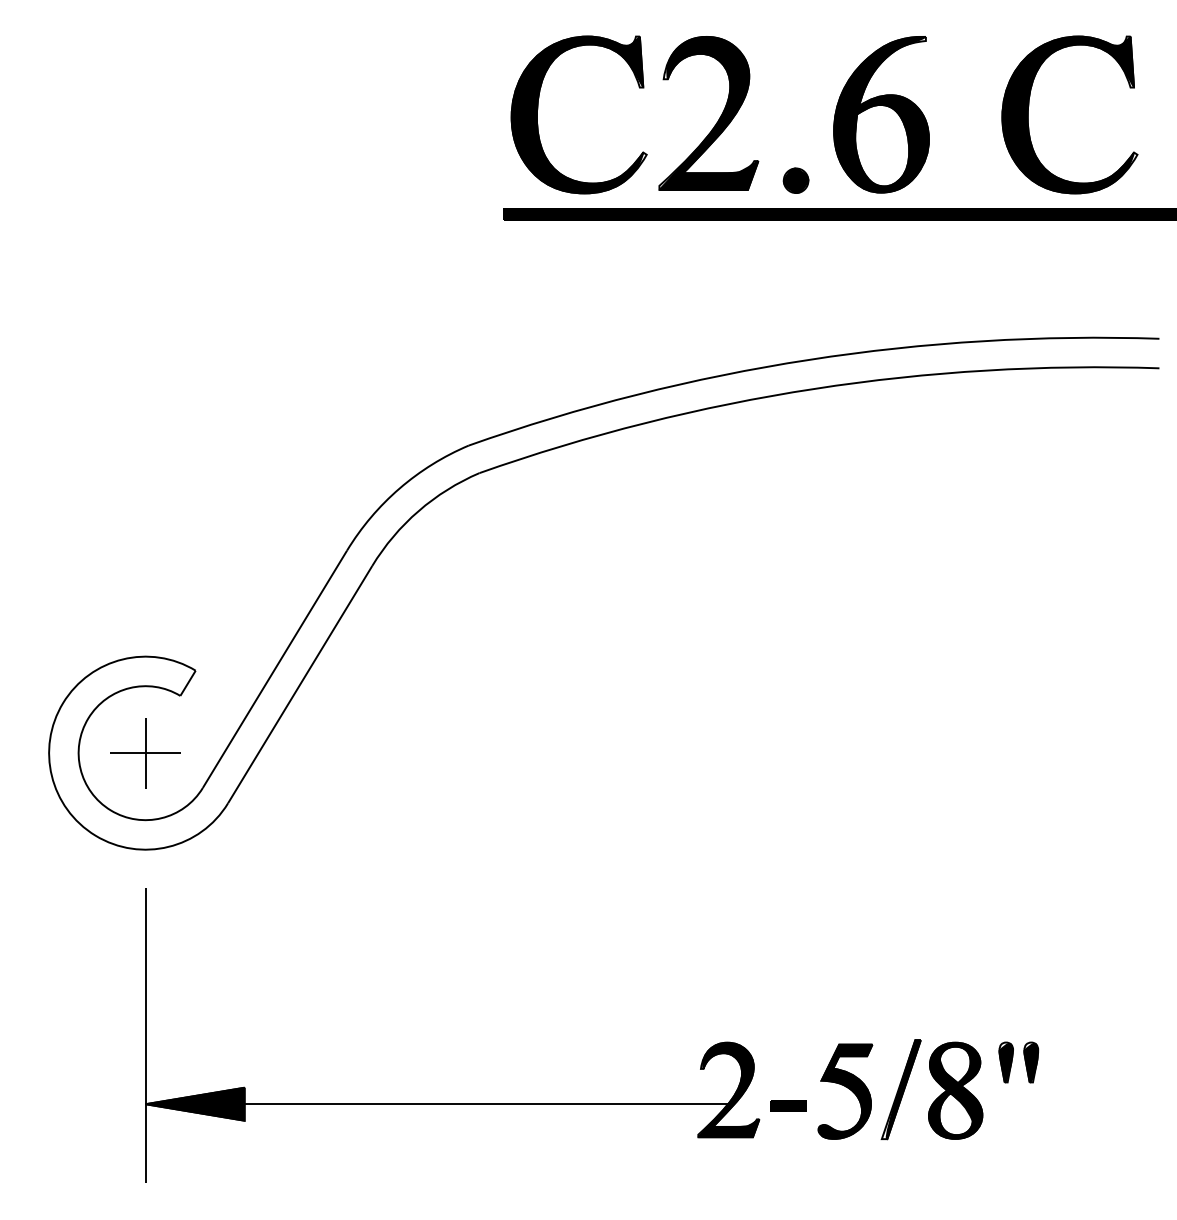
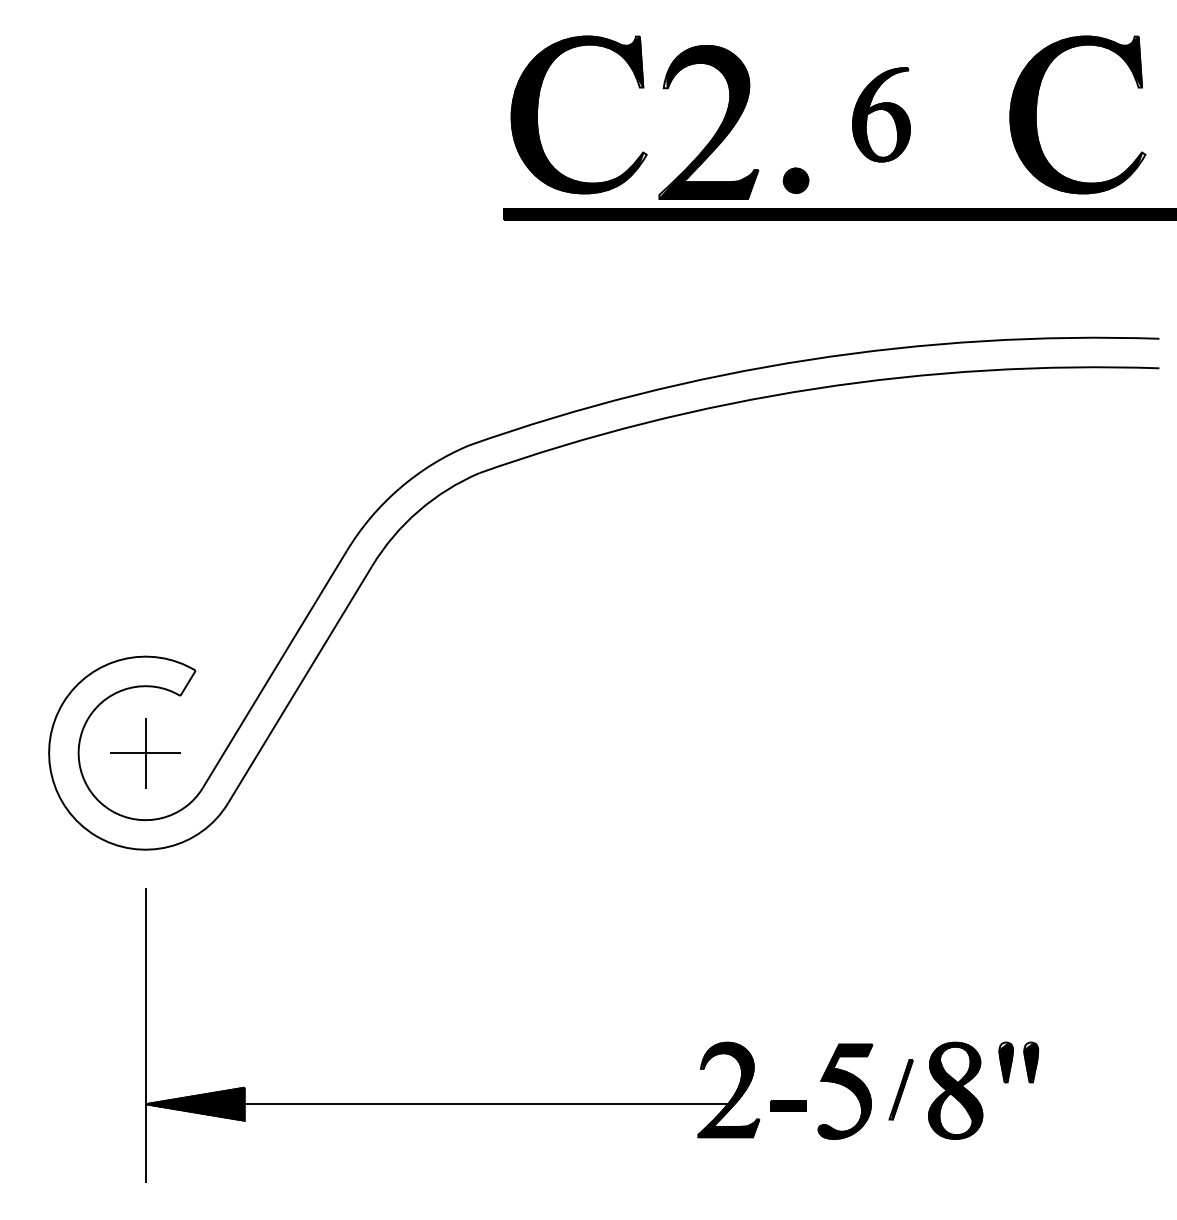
part position: (1029, 106) -> (1037, 106) (1037, 106)
part size: 97x158 px -> 59x96 px (881, 114)
part position: (717, 120) -> (717, 129) (717, 129)
part size: 42x102 px -> 26x62 px (900, 1089)
